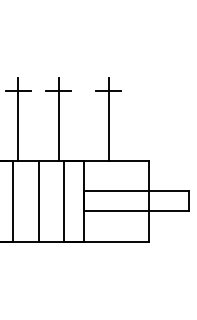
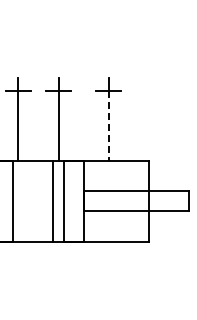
line: solid -> dashed (108, 126)
line position: (38, 201) -> (52, 201) (52, 201)
